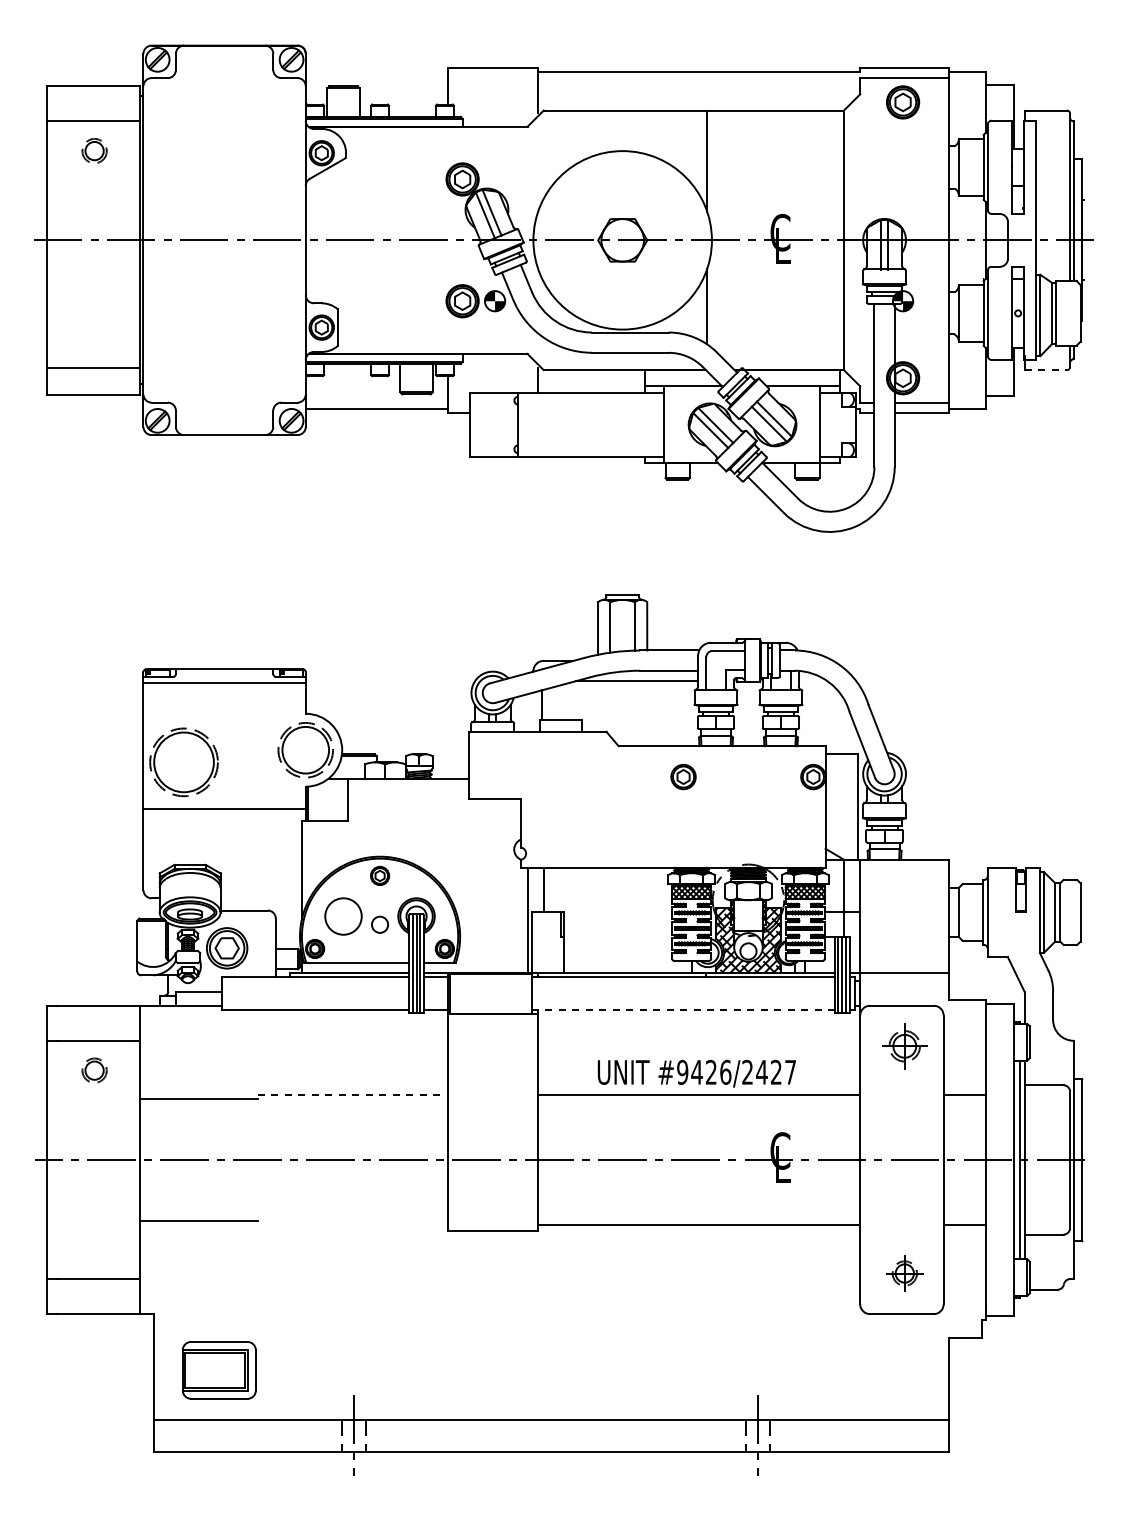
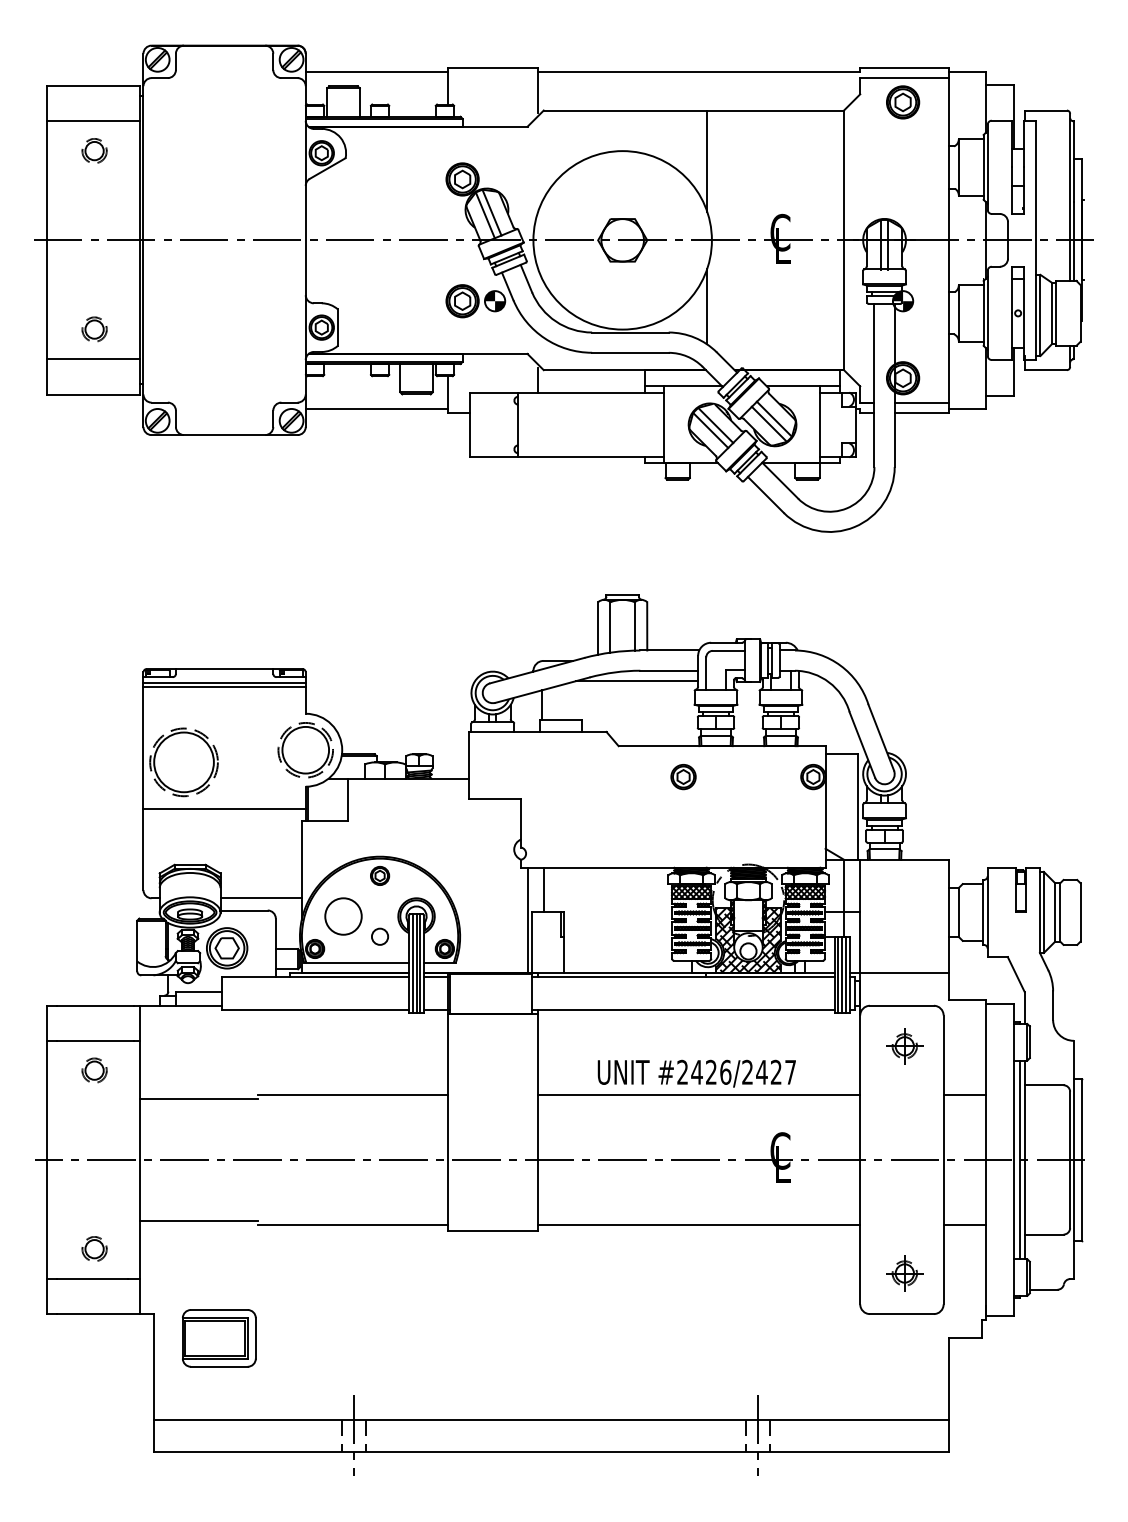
line: none -> present (376, 72)
part: none -> present (94, 329)
line position: (93, 368) -> (93, 359) (93, 359)
line: dashed -> solid (1046, 370)
line: none -> present (224, 687)
line: none -> present (260, 898)
circle position: (379, 924) -> (379, 936) (379, 936)
line: dashed -> solid (683, 1009)
part size: 46x47 px -> 38x37 px (904, 1046)
text: #9426/2427 -> #2426/2427 (682, 1072)
line: dashed -> solid (353, 1095)
line: none -> present (352, 1224)
part: none -> present (94, 1248)
part position: (219, 1370) -> (219, 1338) (219, 1338)
